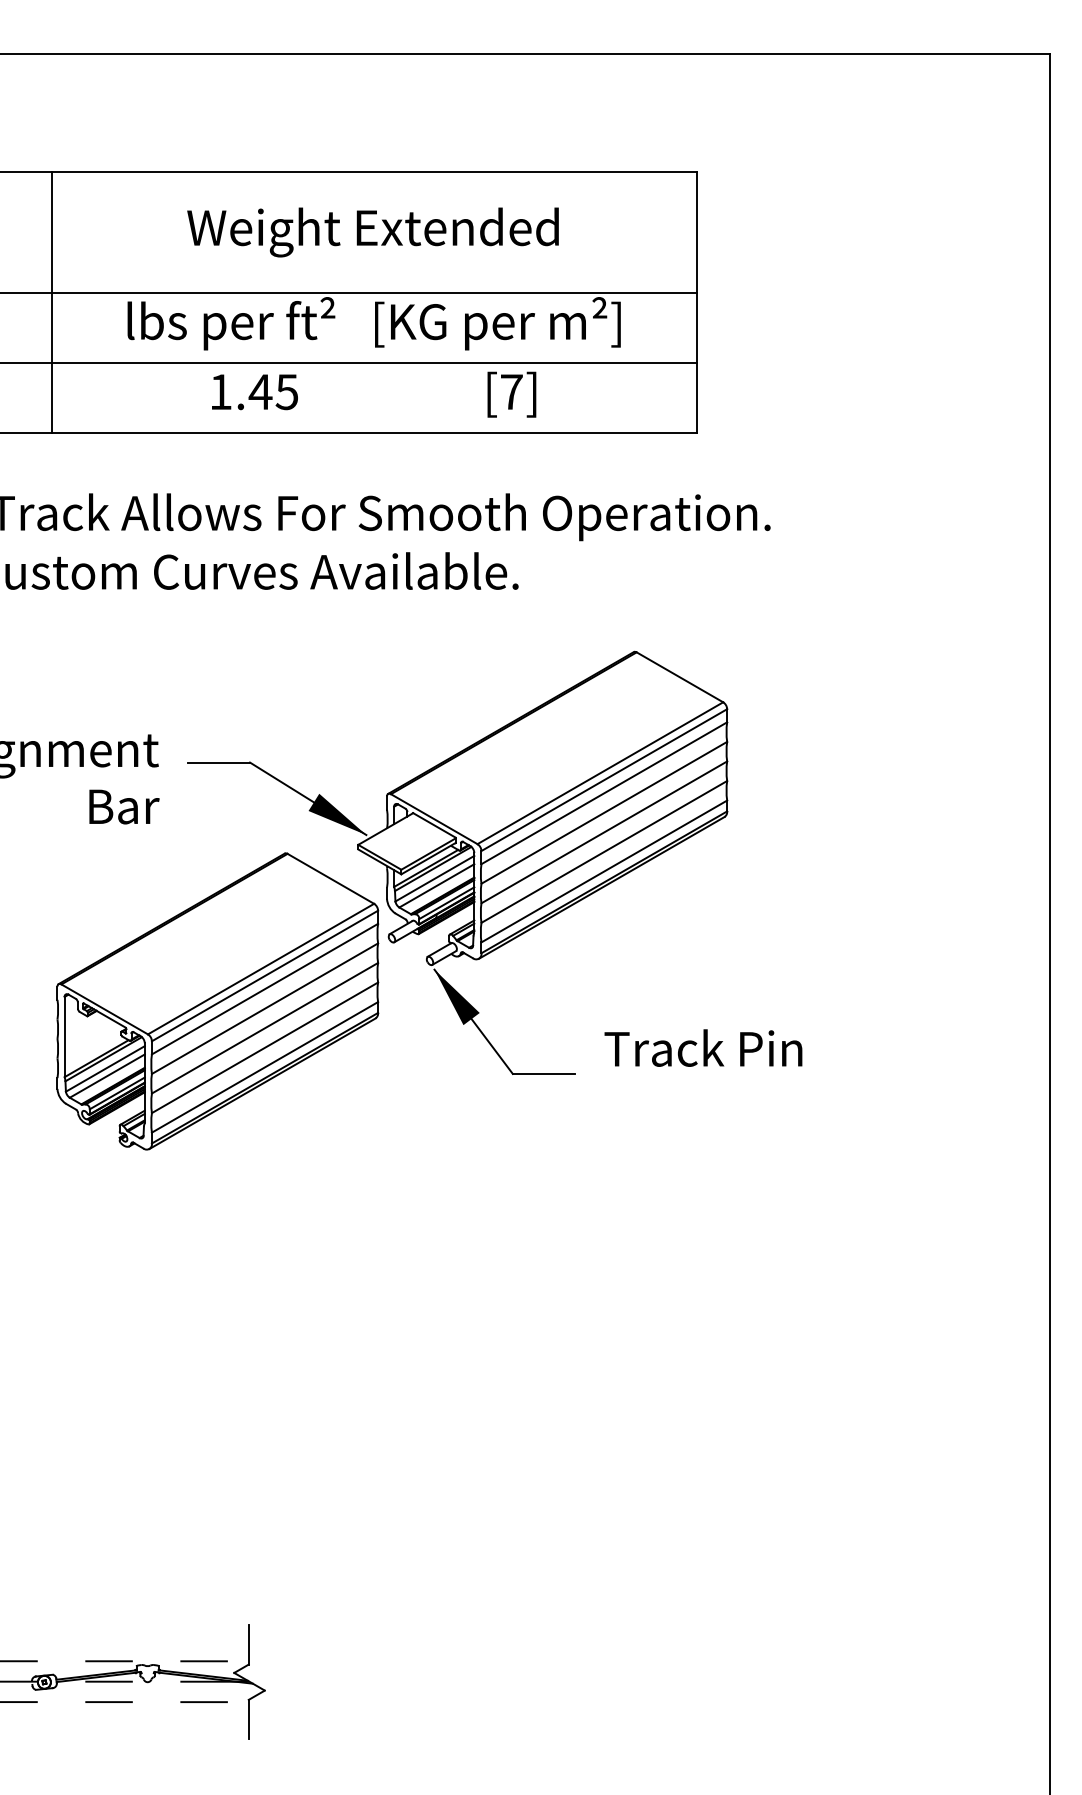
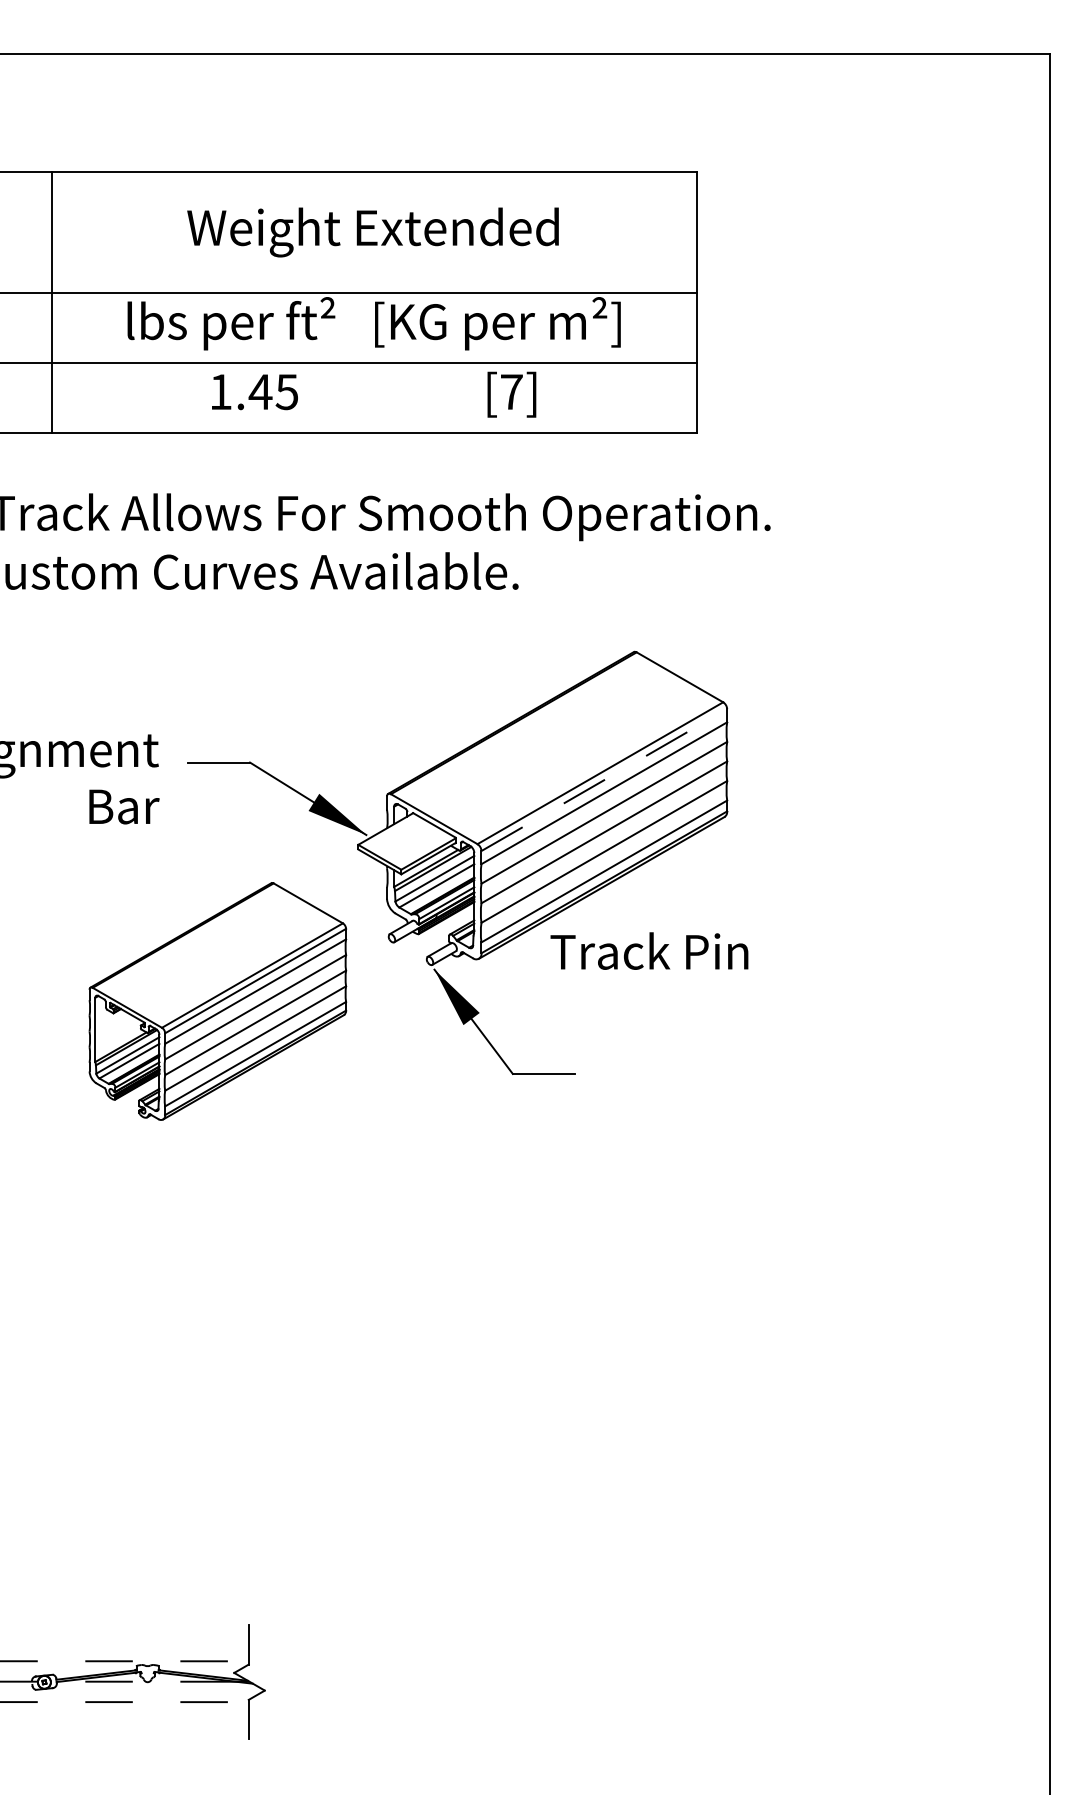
line: solid -> dashed (604, 780)
part size: 324x299 px -> 260x239 px (217, 1001)
text position: (703, 1047) -> (649, 950) (649, 950)
